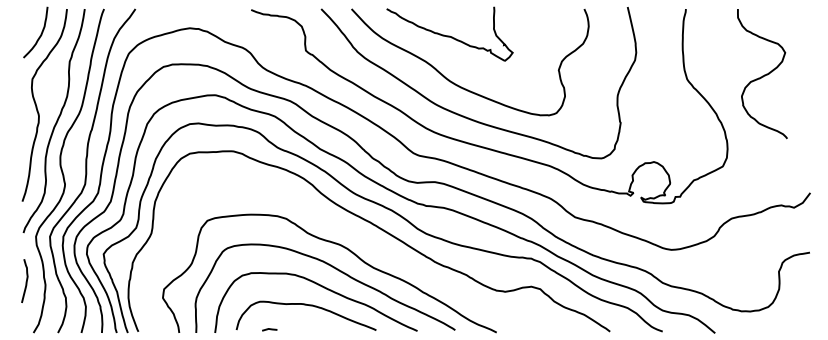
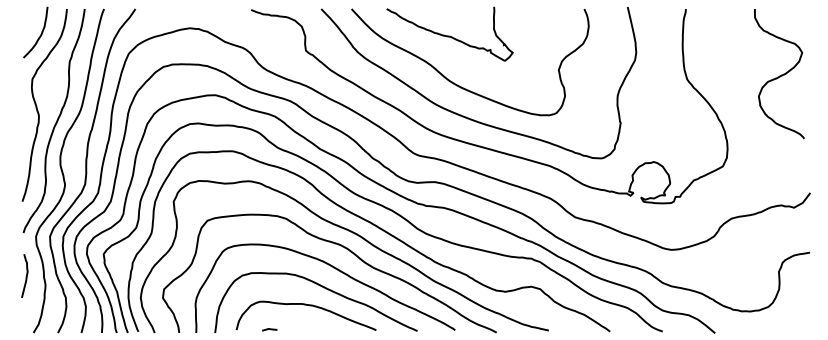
curve position: (762, 75) -> (779, 75) (779, 75)
curve: none -> present (354, 234)
curve position: (25, 281) -> (25, 276) (25, 276)
